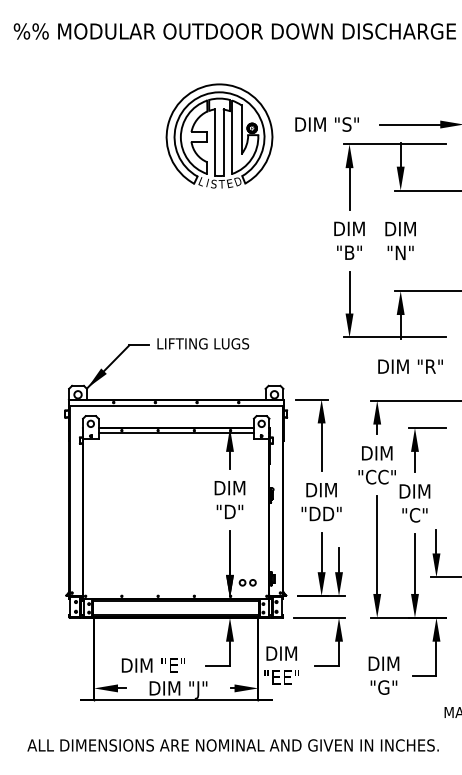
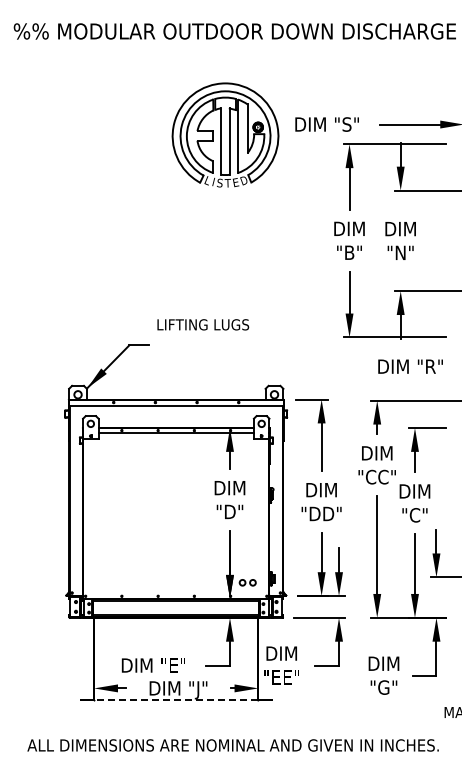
part position: (219, 135) -> (225, 134) (225, 134)
text position: (203, 343) -> (203, 324) (203, 324)
line: solid -> dashed (176, 700)
